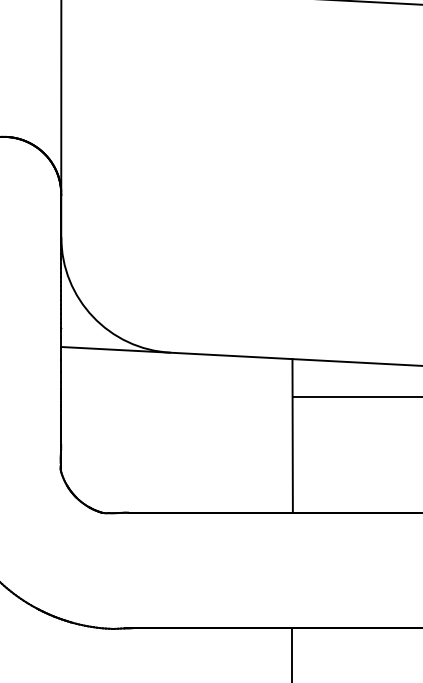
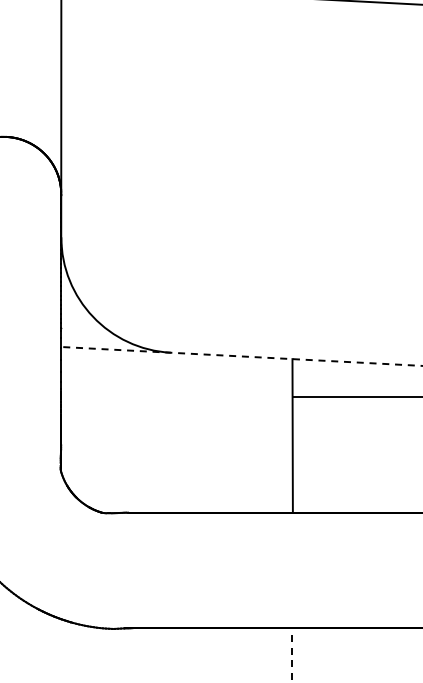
line: solid -> dashed (241, 356)
line: solid -> dashed (292, 655)
